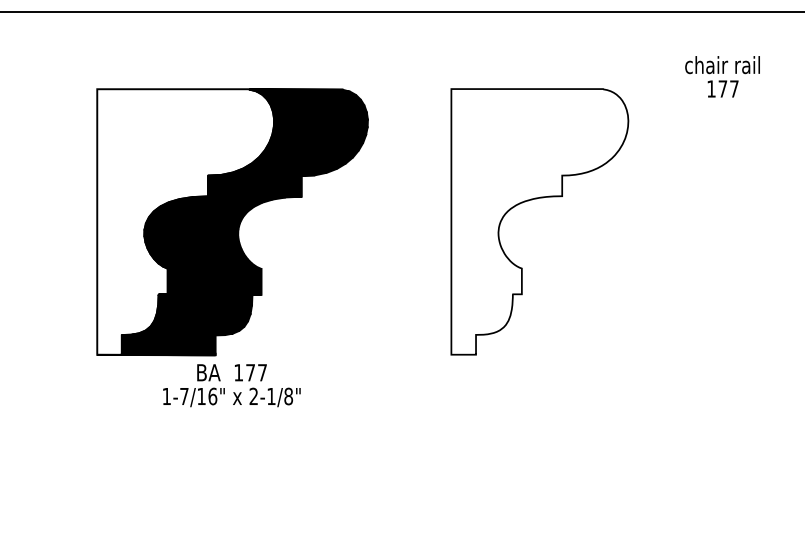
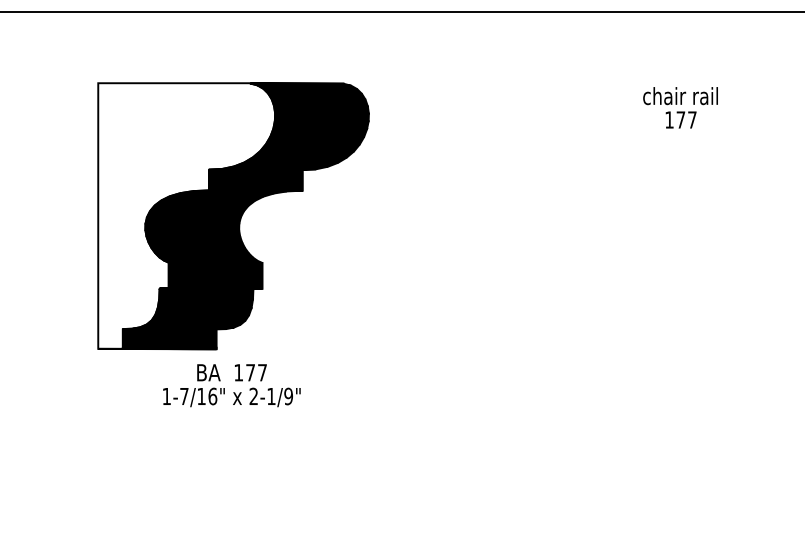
text position: (722, 76) -> (680, 107) (680, 107)
part: present -> none (532, 200)
part position: (232, 222) -> (233, 216) (233, 216)
text: 2-1/8" -> 2-1/9" (288, 396)
